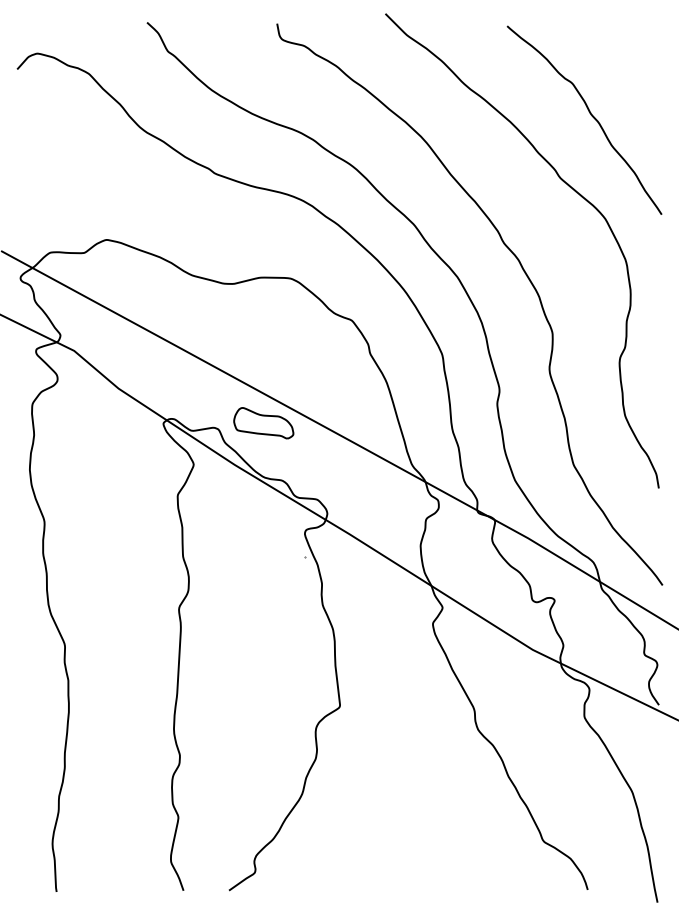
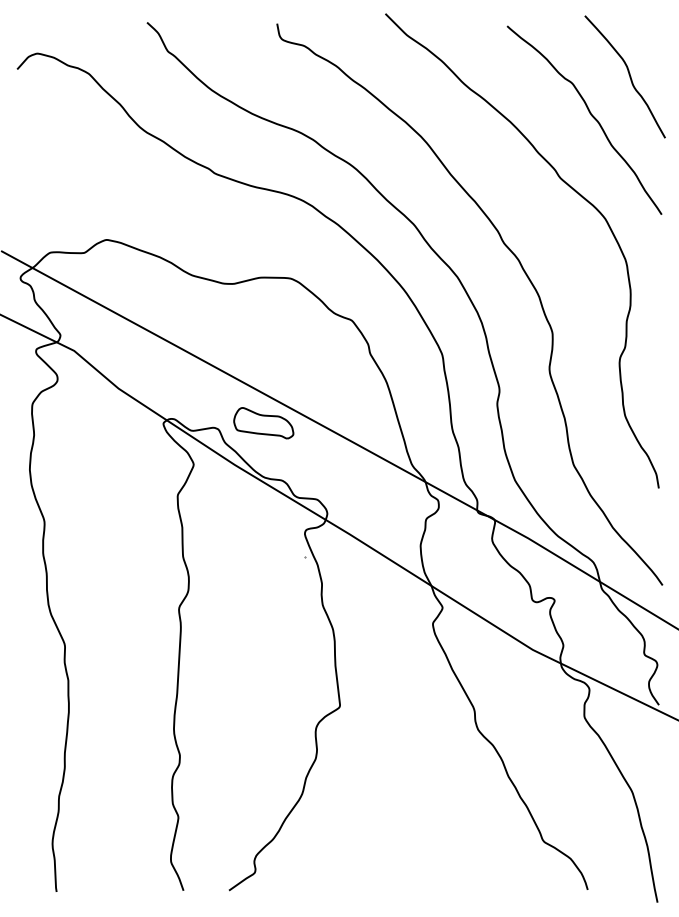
curve: none -> present (628, 74)
